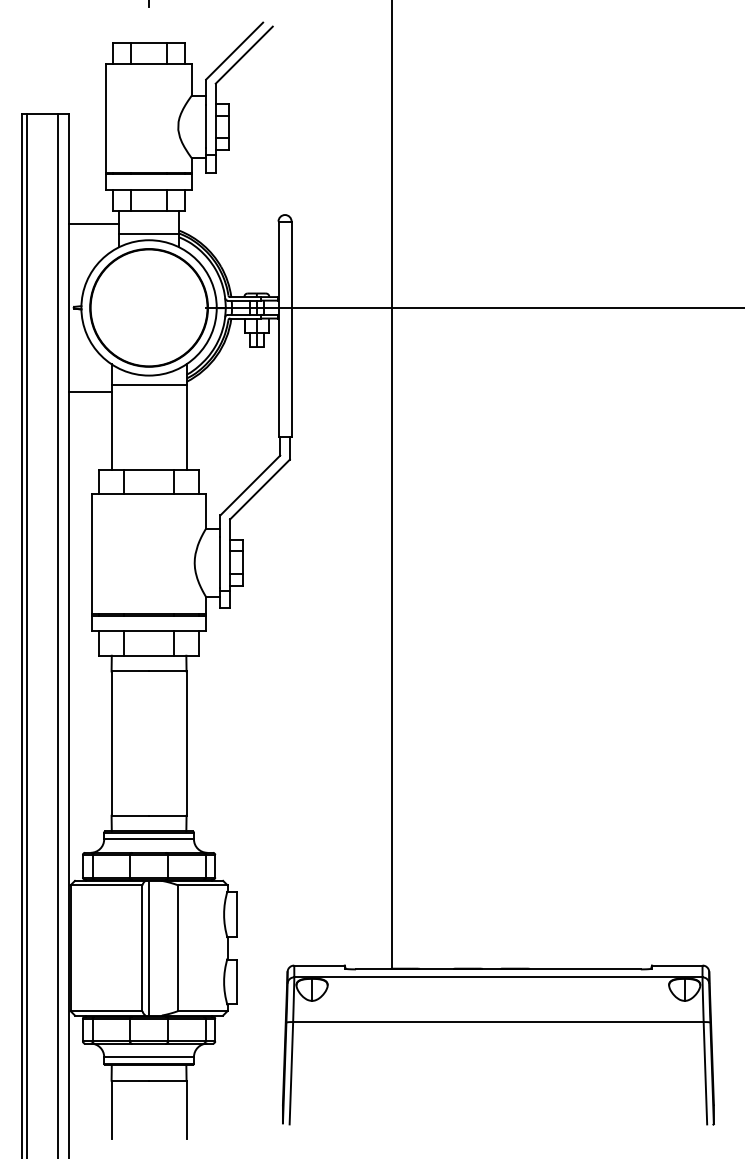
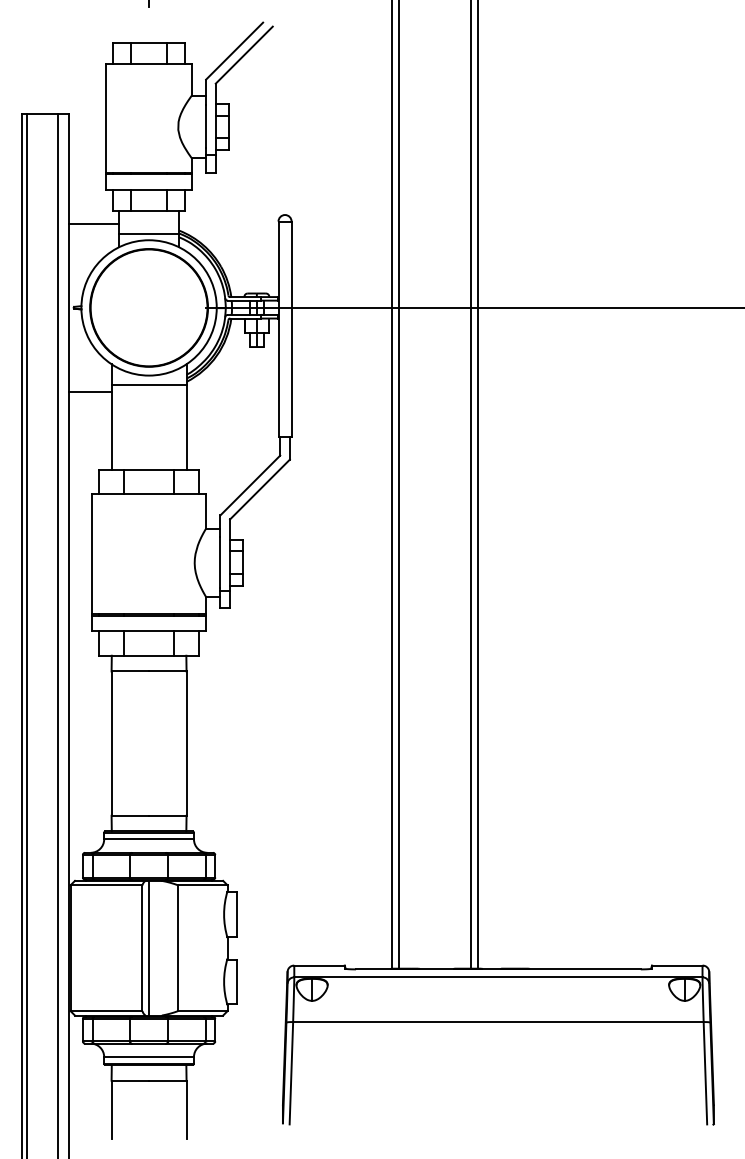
line: none -> present (399, 485)
line: none -> present (470, 485)
line: none -> present (477, 485)
